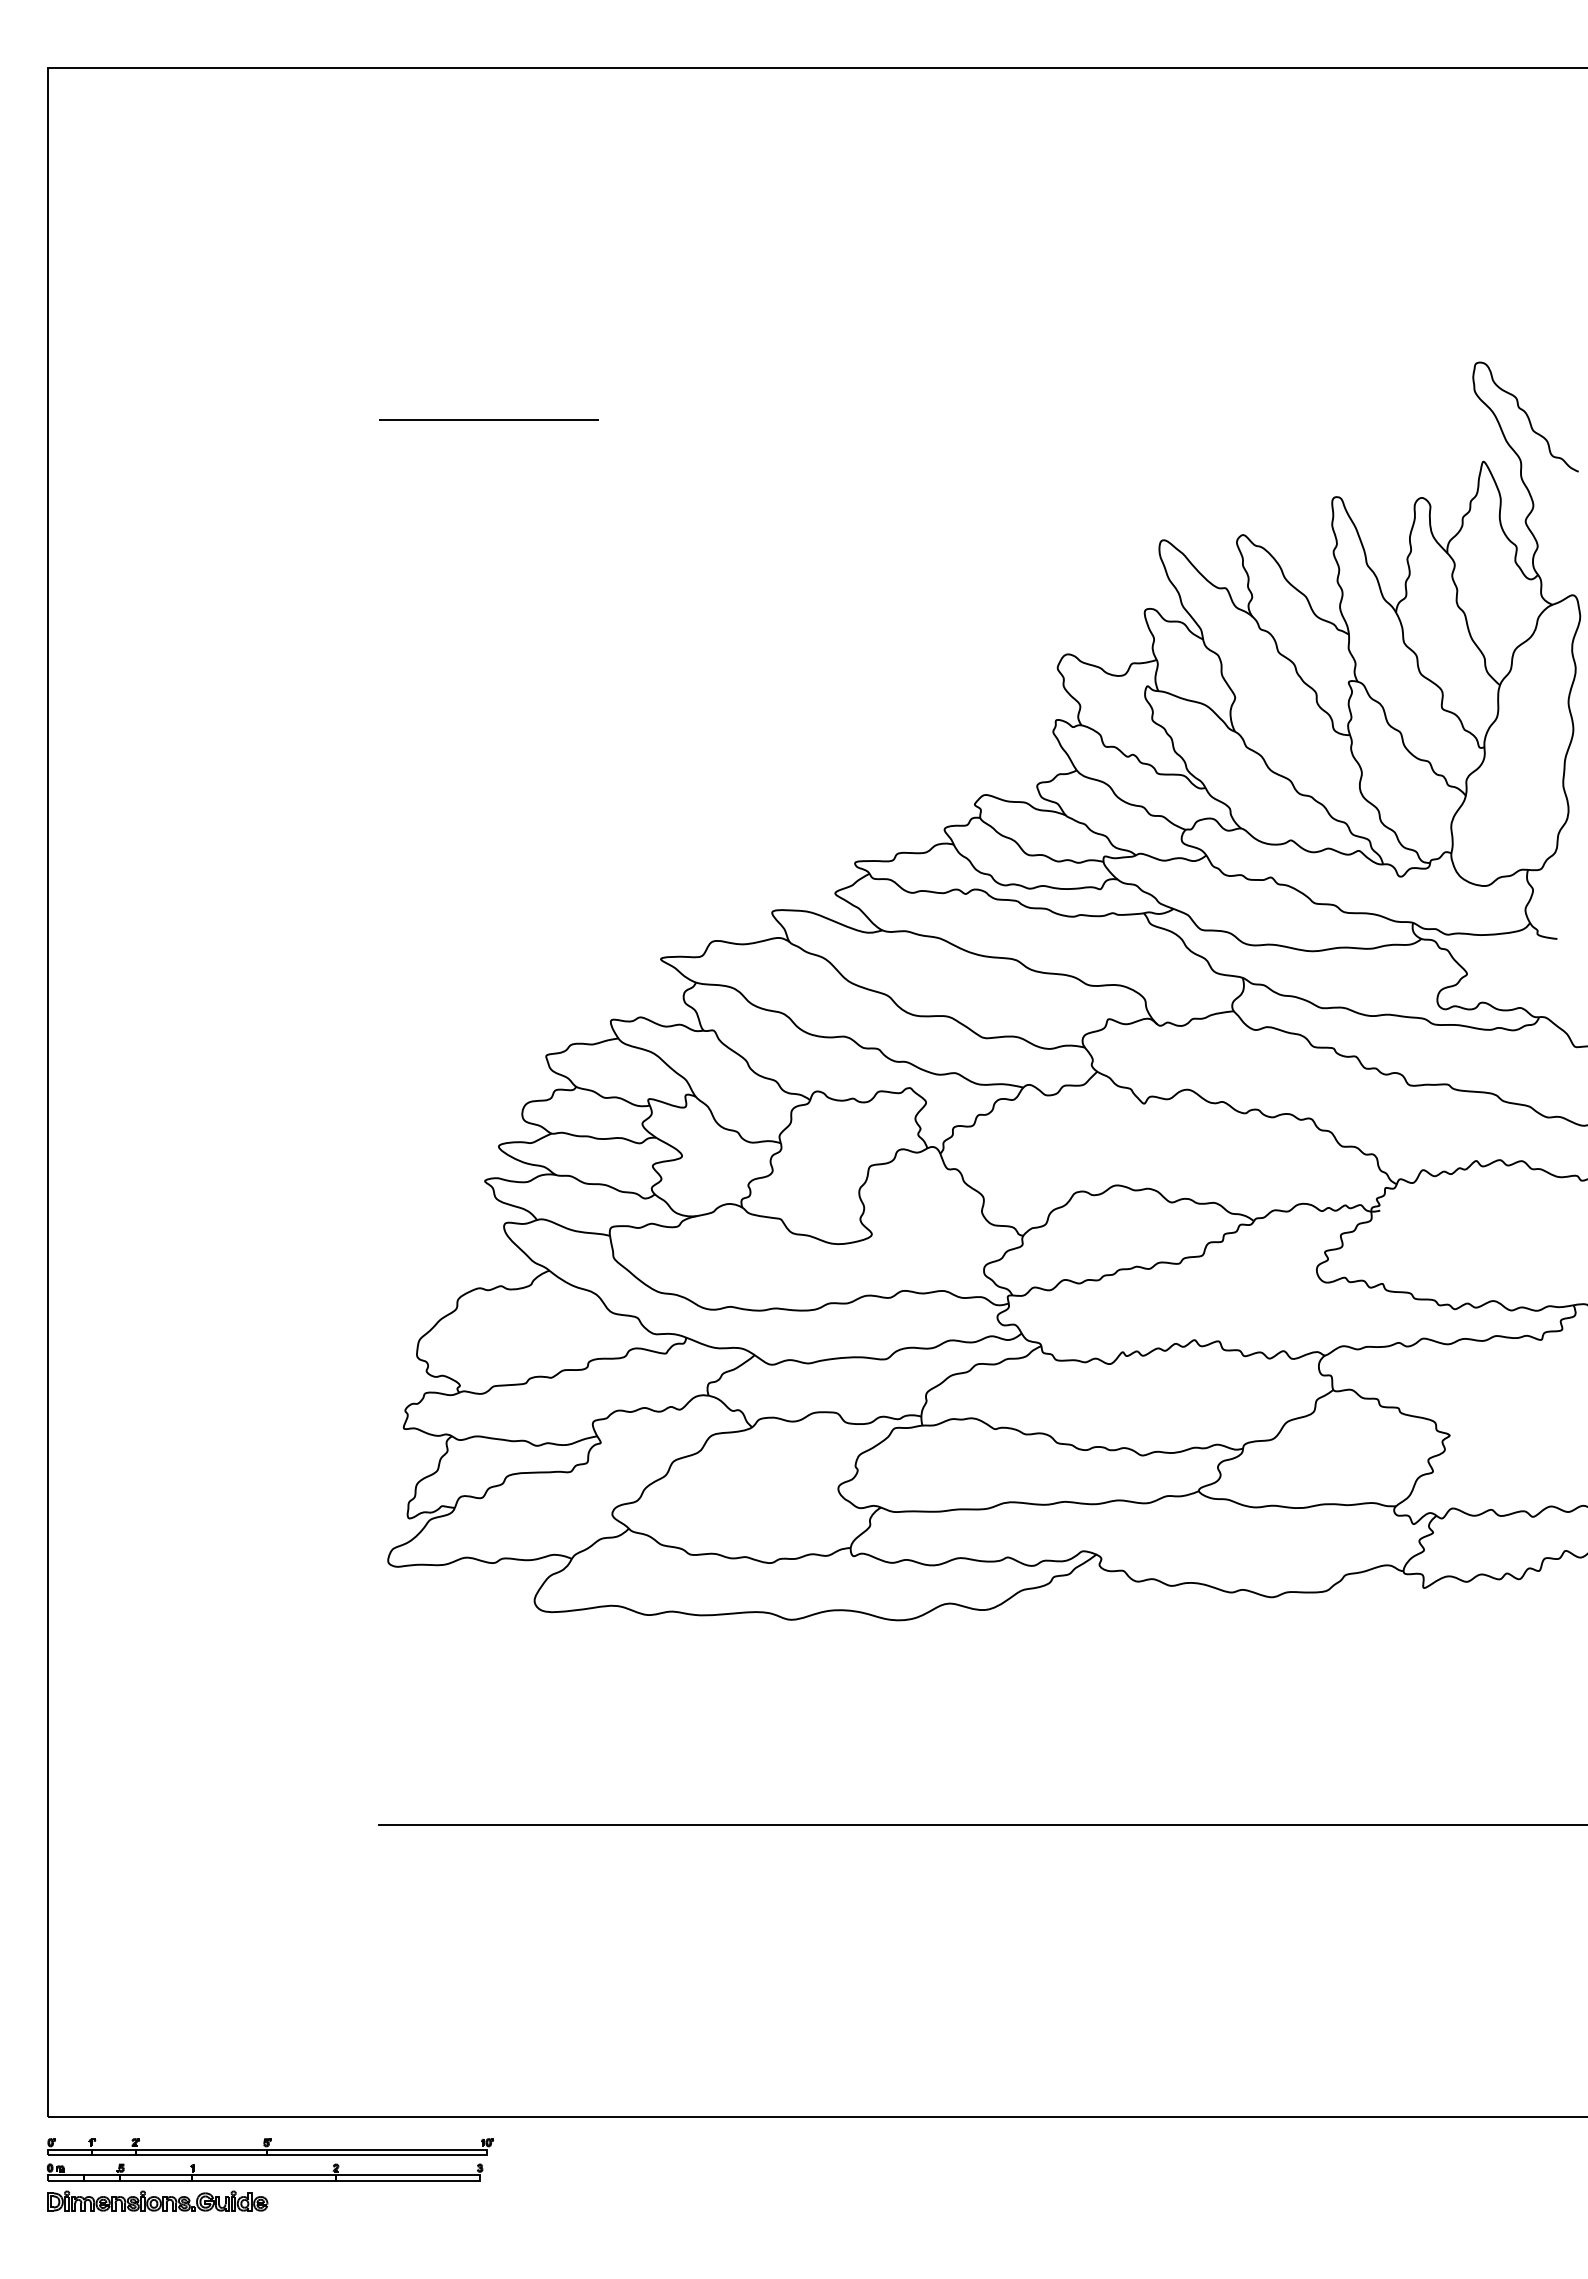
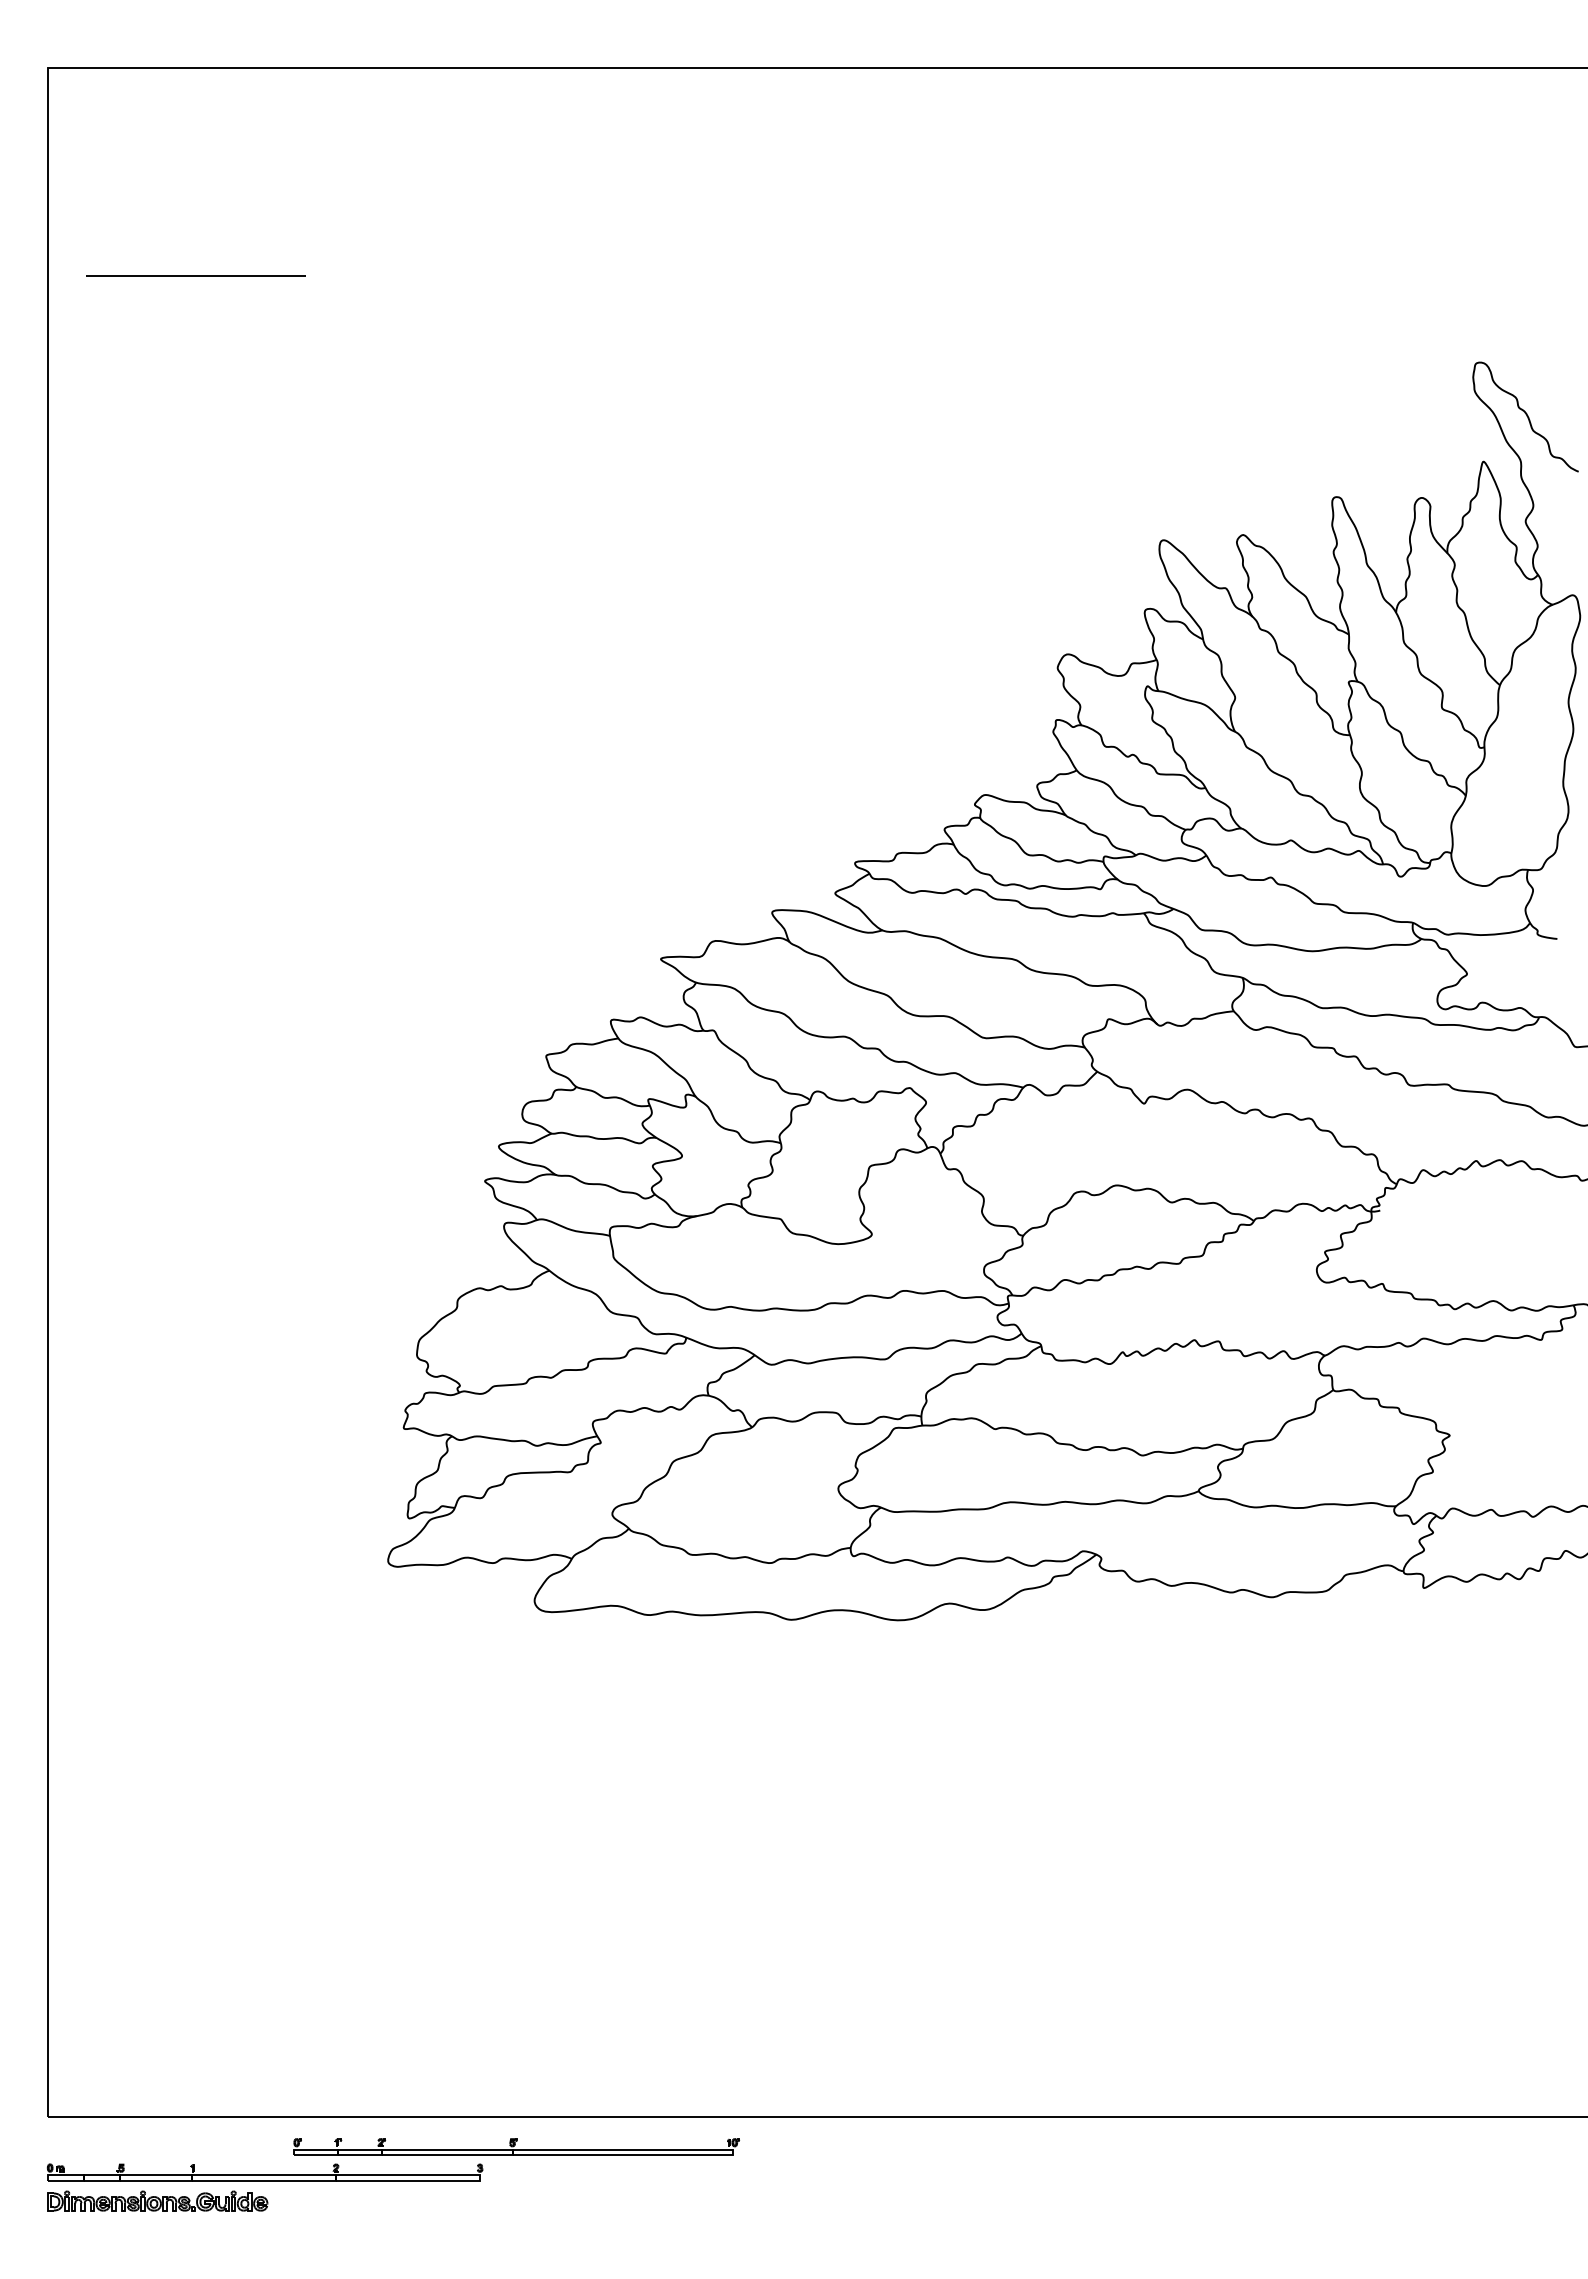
line position: (488, 419) -> (195, 275) (195, 275)
line: present -> none (981, 1825)
part position: (270, 2146) -> (516, 2146) (516, 2146)
